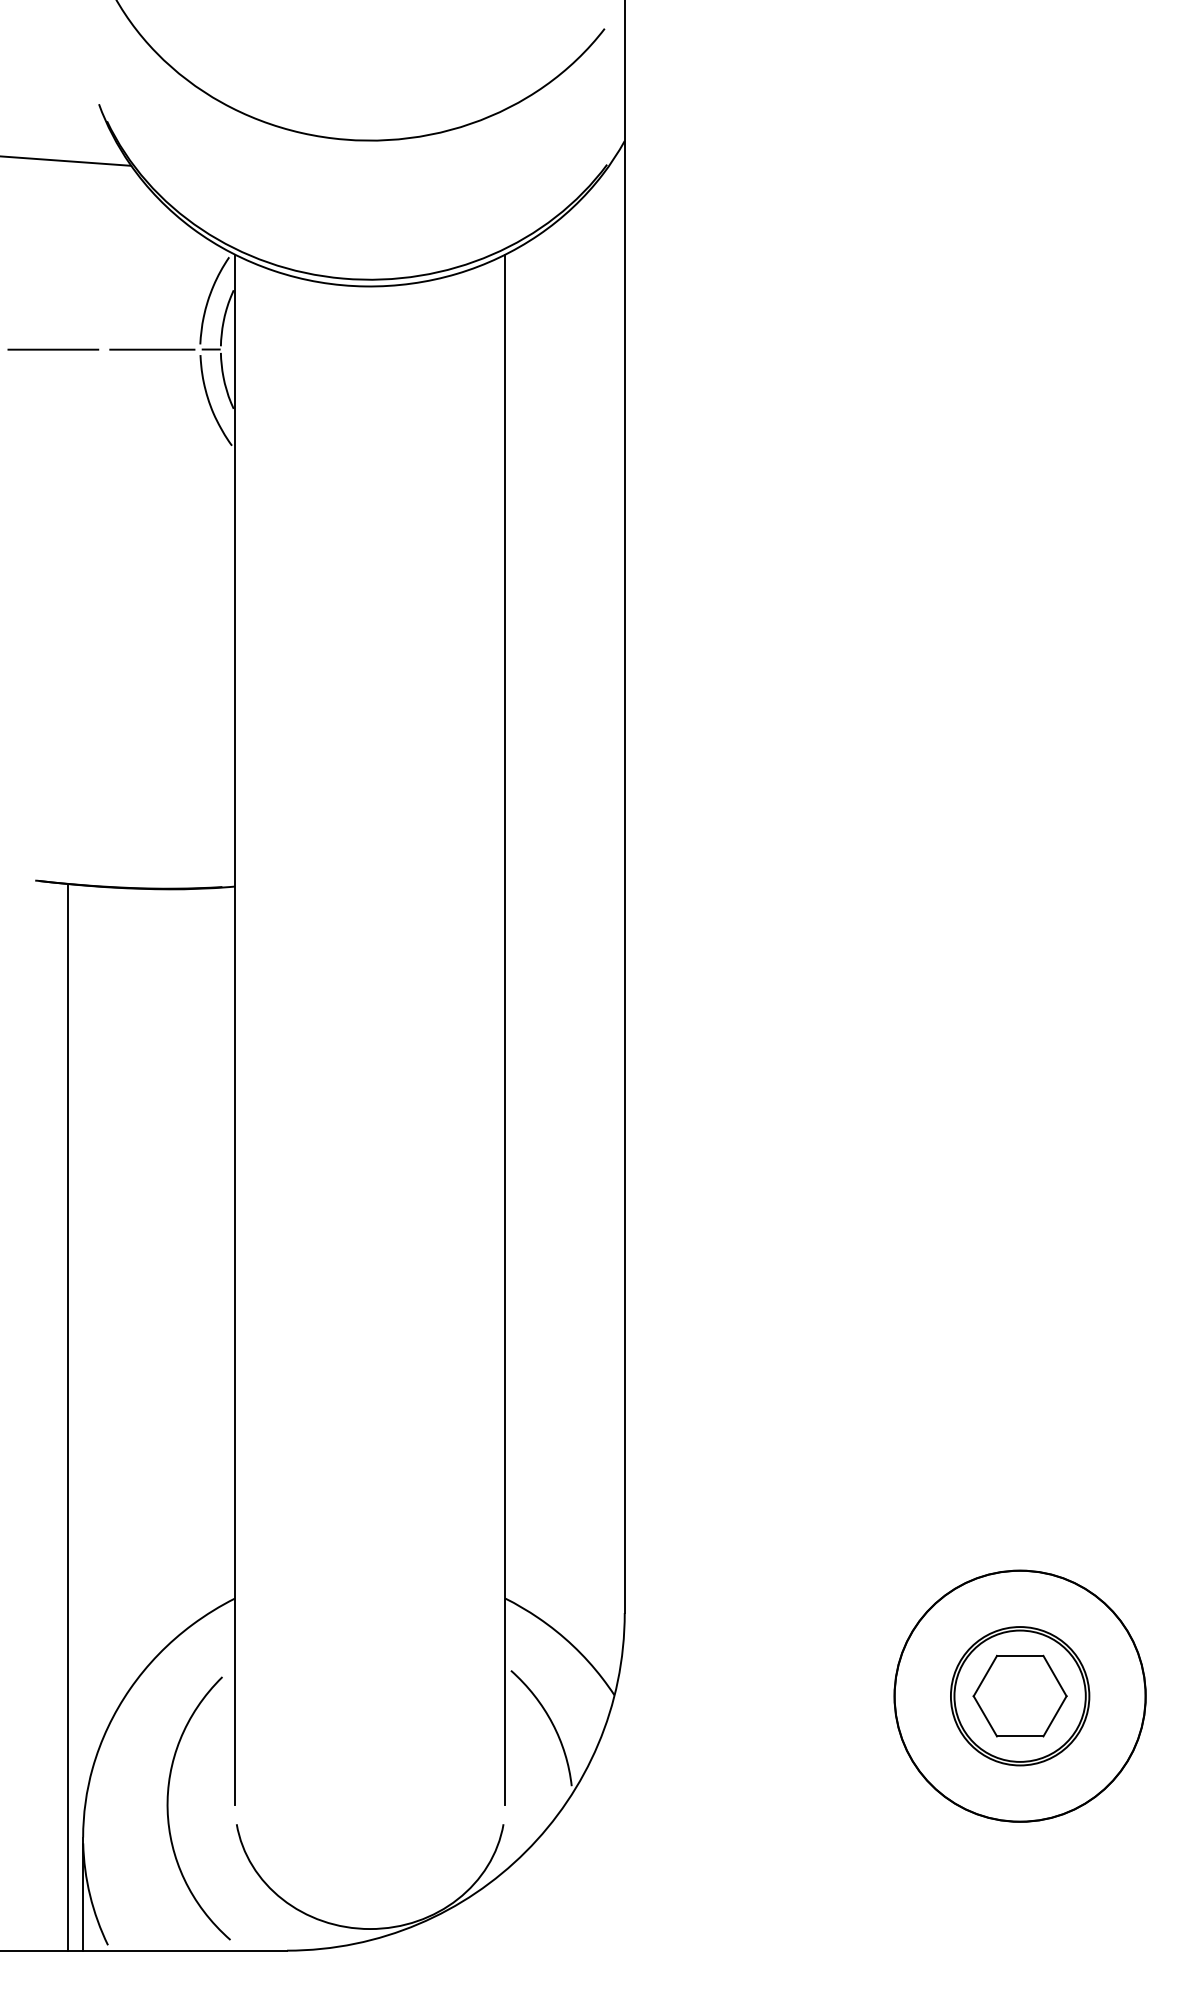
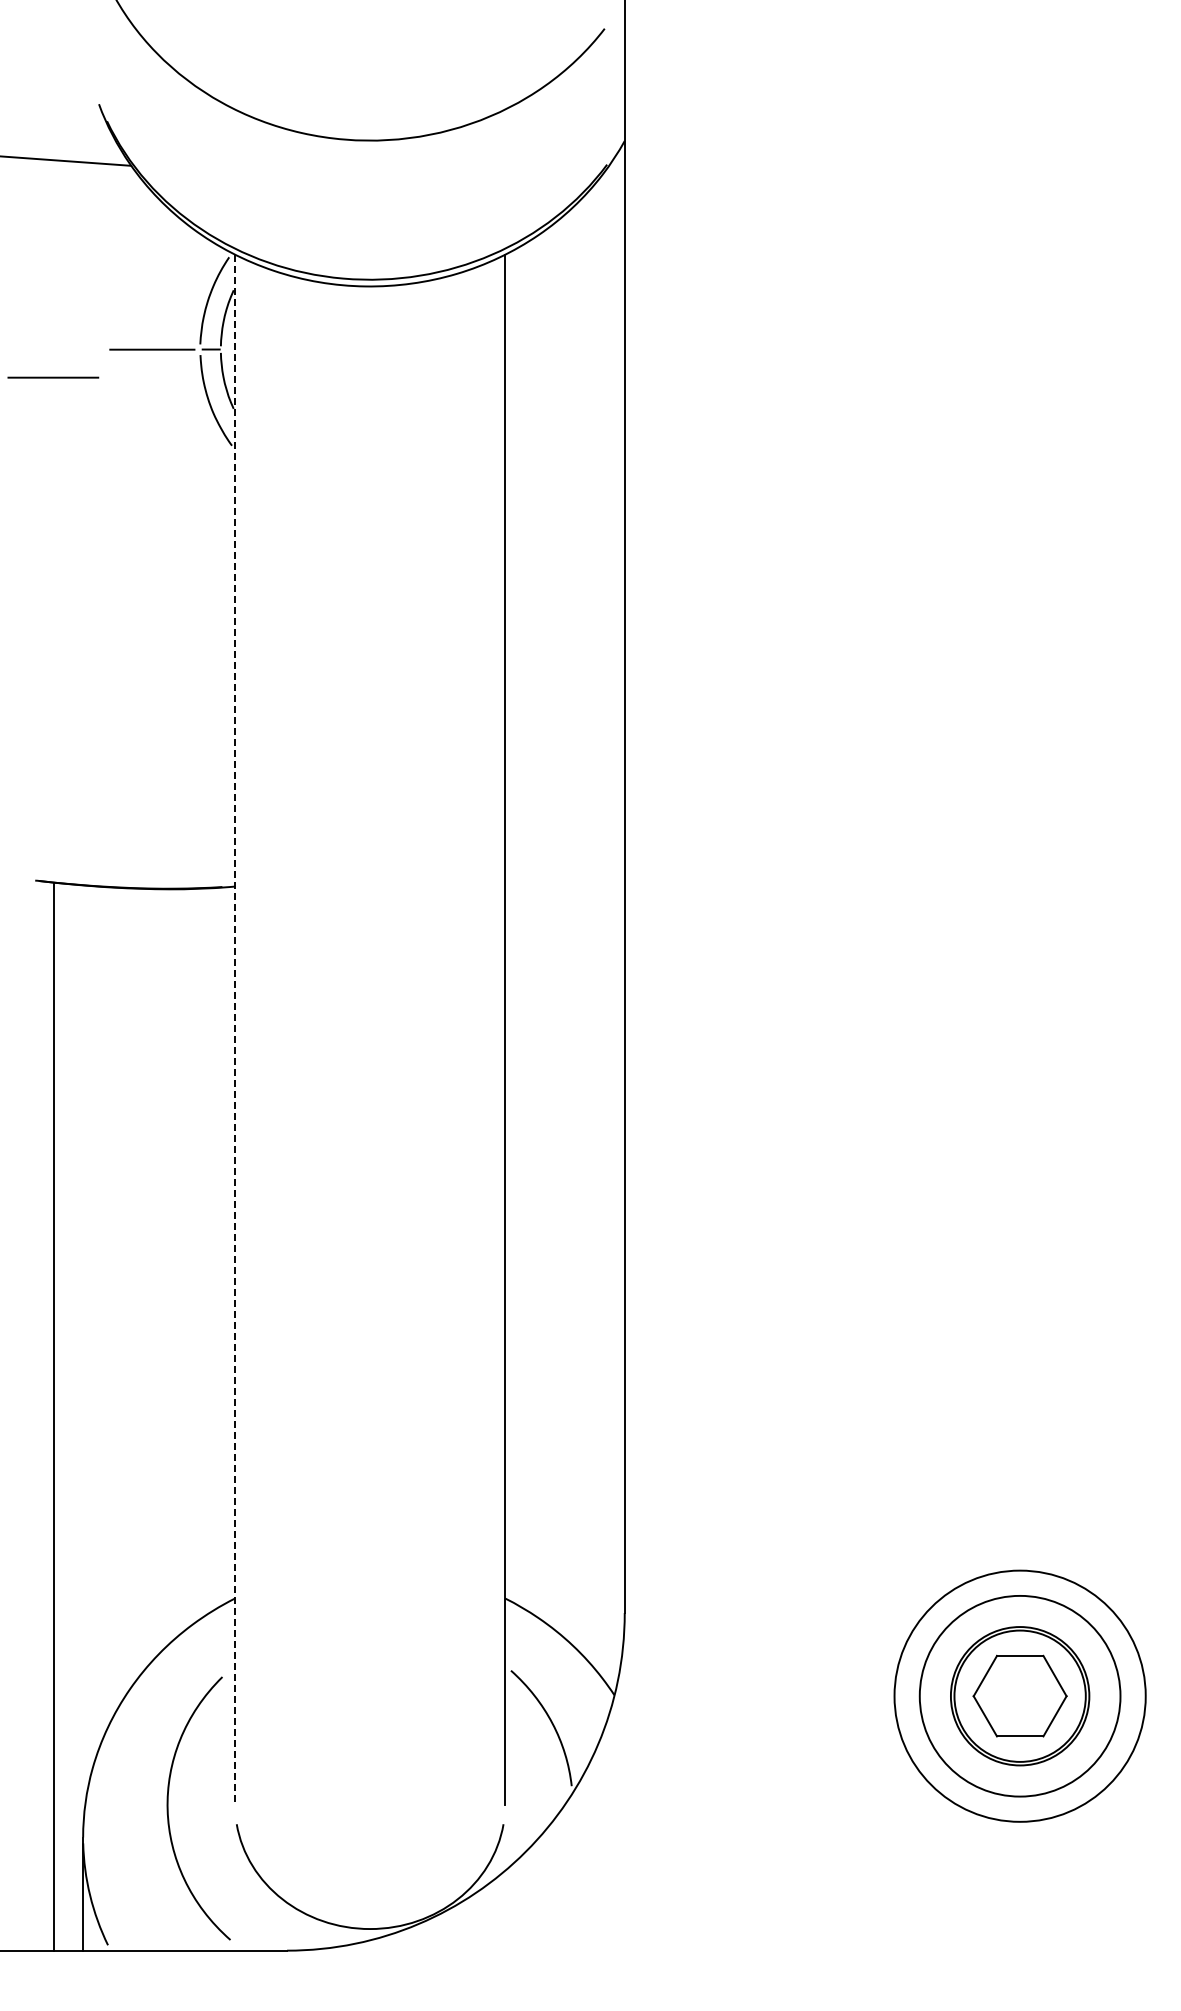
line position: (53, 349) -> (53, 377) (53, 377)
line: solid -> dashed (235, 1030)
line position: (67, 1417) -> (53, 1417) (53, 1417)
circle diameter: 251 px -> 201 px (1019, 1695)
